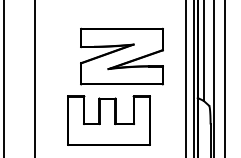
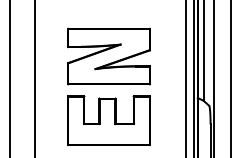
part position: (121, 56) -> (108, 56) (108, 56)
line position: (4, 78) -> (10, 78) (10, 78)
line position: (224, 78) -> (230, 78) (230, 78)
